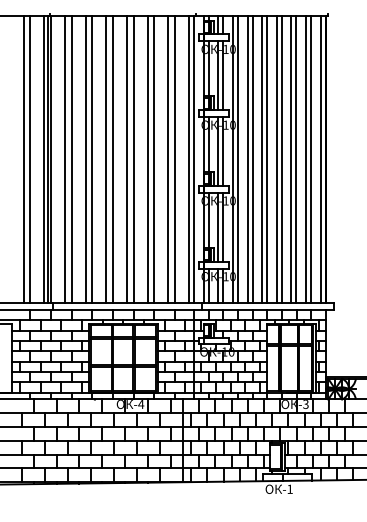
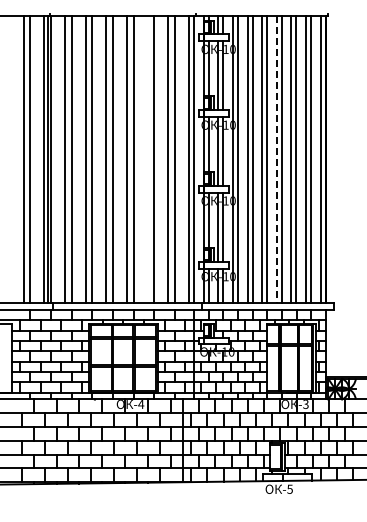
line: present -> none (147, 159)
line: solid -> dashed (276, 159)
text: -1 -> -5 (289, 488)
